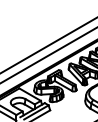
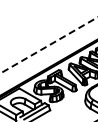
line: solid -> dashed (48, 45)
line: present -> none (48, 55)
